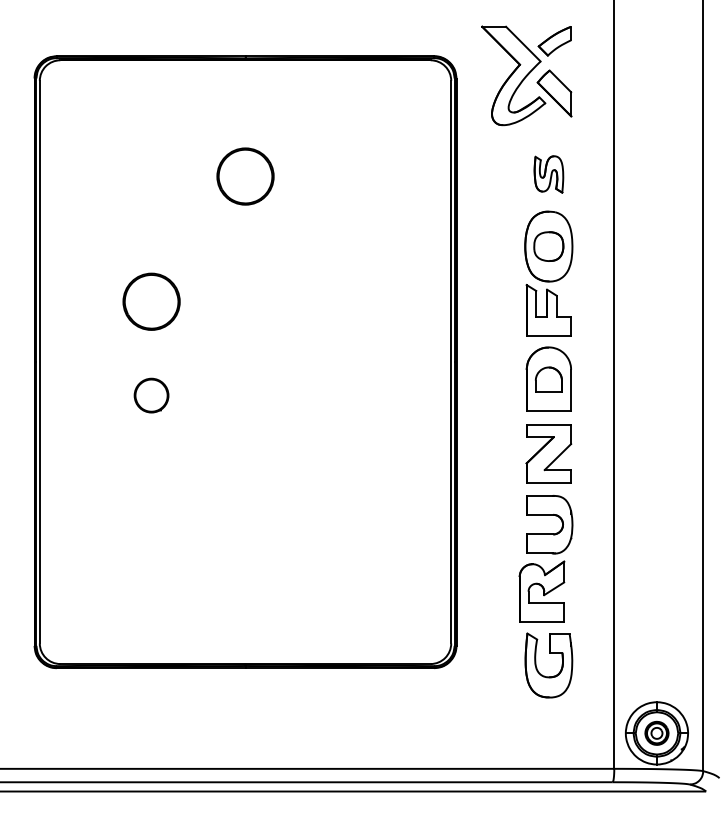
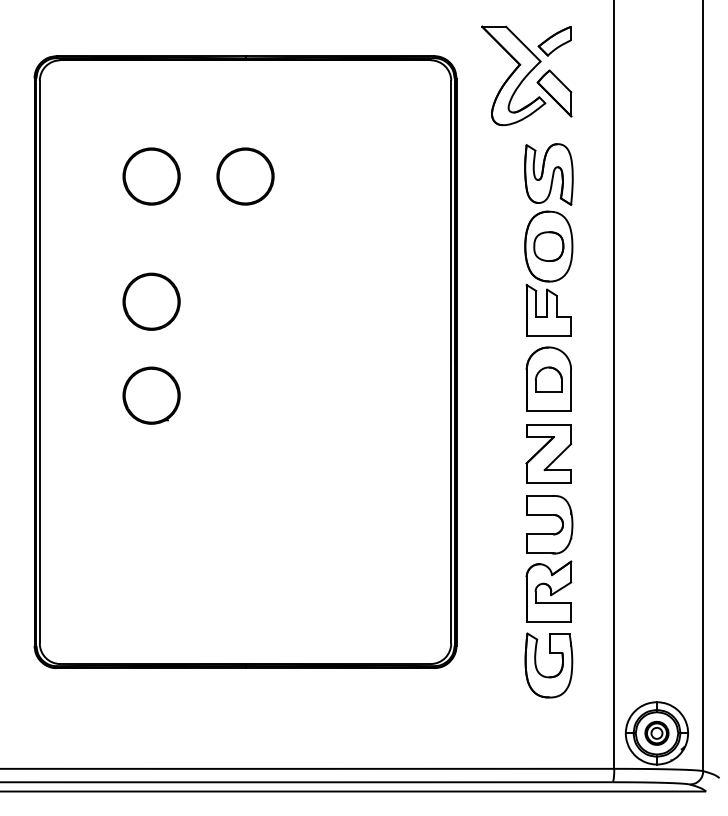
part size: 32x39 px -> 50x63 px (548, 174)
circle: none -> present (151, 176)
part size: 37x37 px -> 59x59 px (151, 395)
part position: (541, 591) -> (548, 591) (548, 591)
